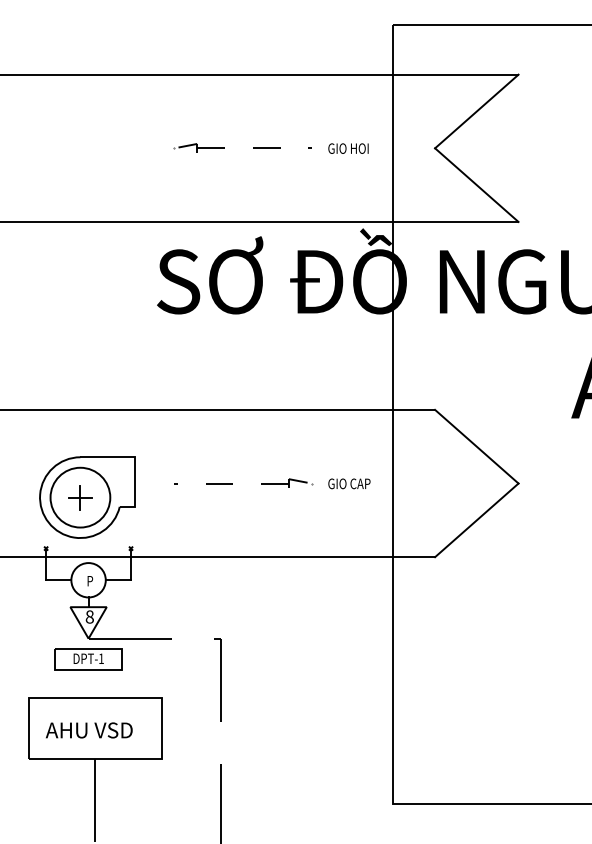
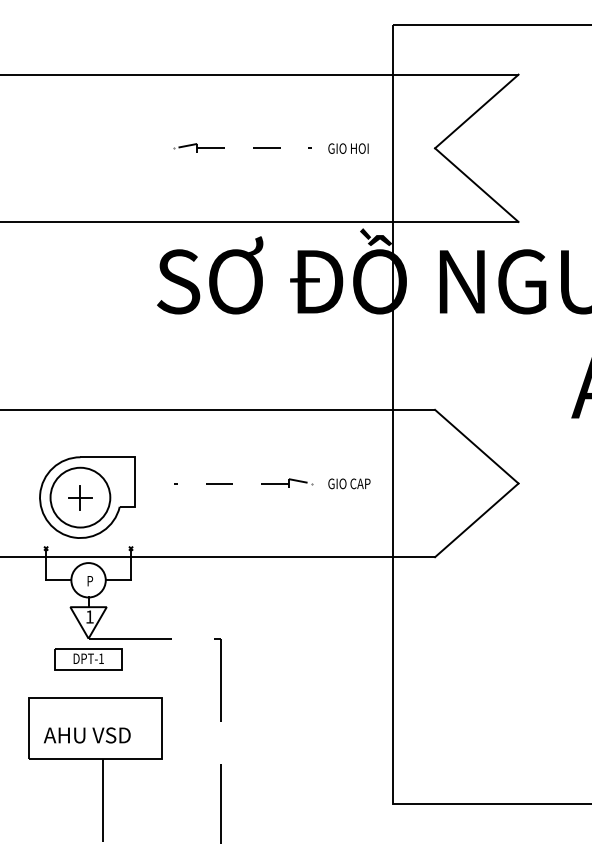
text: 8 -> 1 (89, 616)
text position: (89, 730) -> (87, 735) (87, 735)
line position: (95, 799) -> (103, 799) (103, 799)
